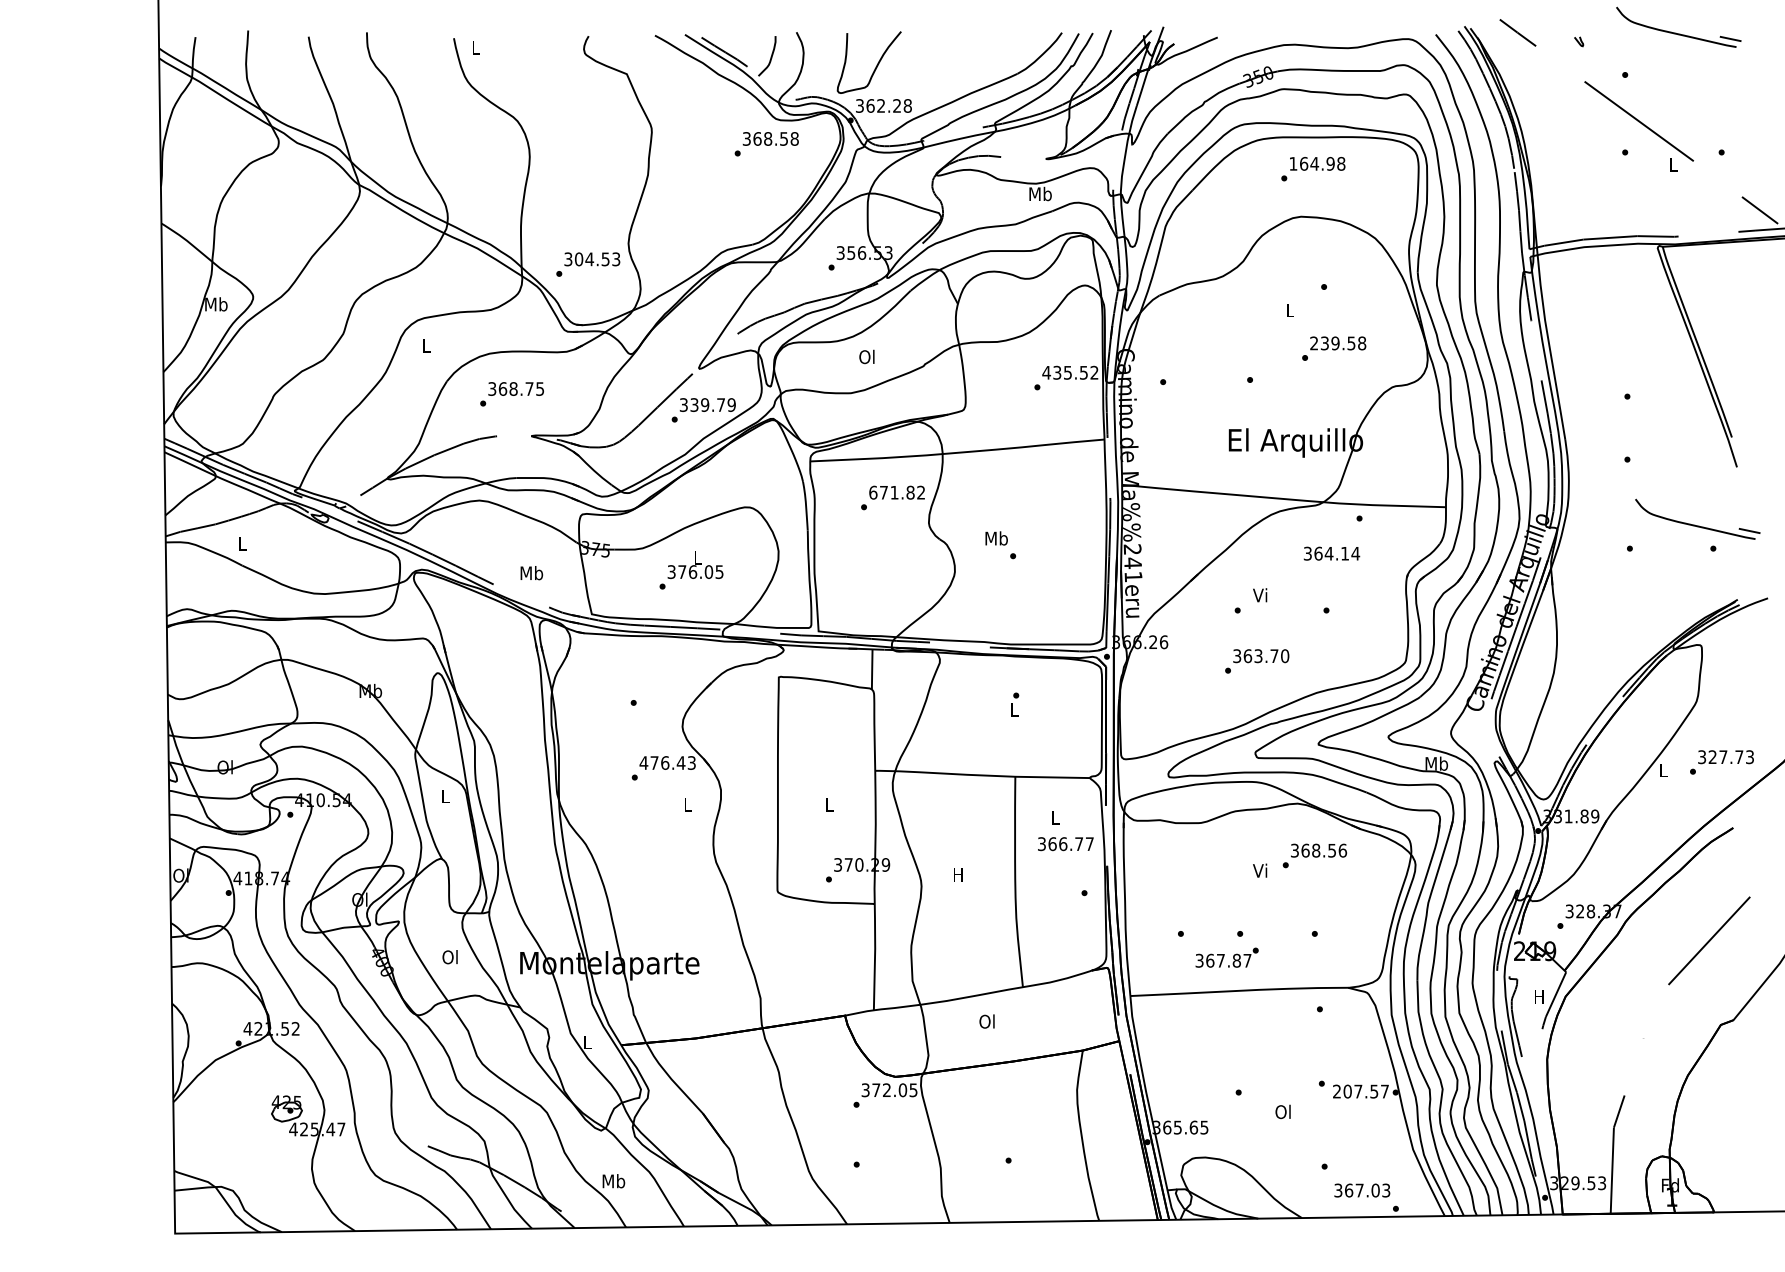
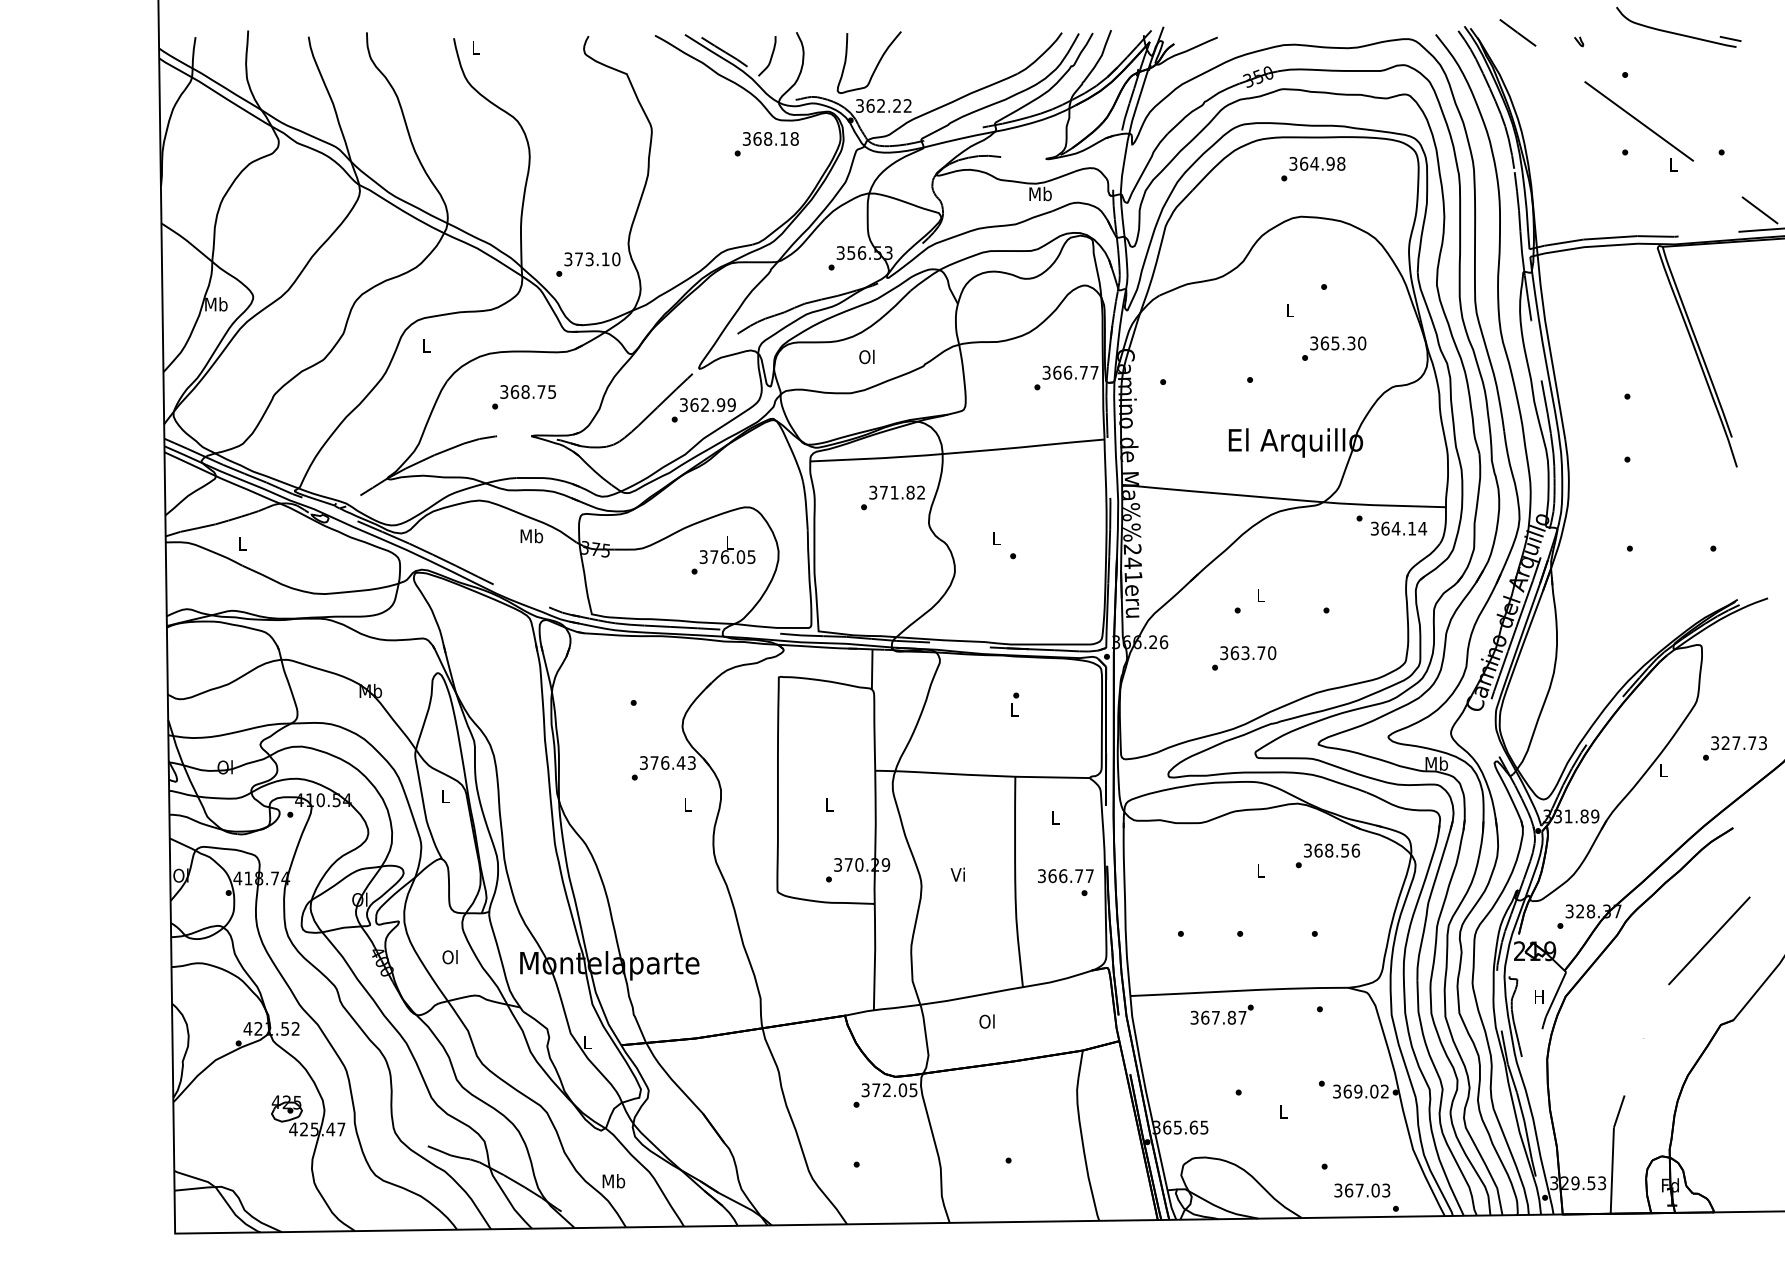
text: 362.28 -> 362.22 (907, 105)
text: 368.58 -> 368.18 (783, 138)
text: 164.98 -> 364.98 (1293, 163)
text: 304.53 -> 373.10 (597, 259)
text: 239.58 -> 365.30 (1338, 343)
text: 435.52 -> 366.77 (1070, 372)
text position: (511, 394) -> (523, 397) (523, 397)
text: 339.79 -> 362.99 (707, 404)
text: 671.82 -> 371.82 (873, 492)
part: present -> none (1695, 524)
text: Mb -> L (996, 538)
text position: (1331, 553) -> (1398, 528) (1398, 528)
text position: (691, 570) -> (723, 555) (723, 555)
text position: (531, 573) -> (531, 536) (531, 536)
text: Vi -> L (1260, 595)
text position: (1257, 661) -> (1244, 658) (1244, 658)
text: 476.43 -> 376.43 (643, 762)
text position: (1721, 762) -> (1734, 748) (1734, 748)
text position: (1065, 844) -> (1065, 876) (1065, 876)
text position: (1314, 855) -> (1327, 855) (1327, 855)
text: Vi -> L (1260, 870)
text: H -> Vi (957, 874)
text position: (1226, 957) -> (1221, 1014) (1221, 1014)
text: 207.57 -> 369.02 (1360, 1091)
text: Ol -> L (1282, 1111)
